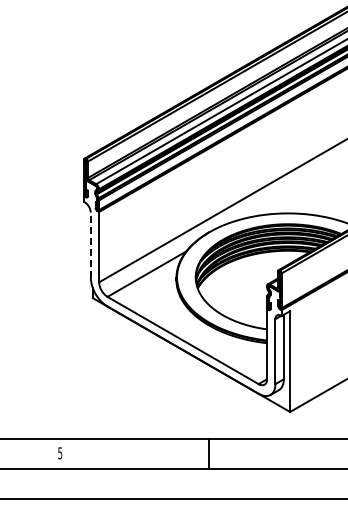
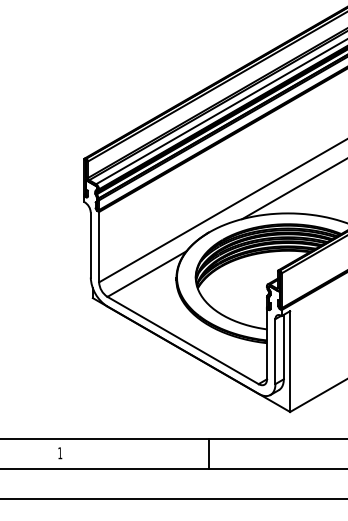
line: none -> present (293, 189)
line: dashed -> solid (90, 244)
text: 5 -> 1 (60, 453)
